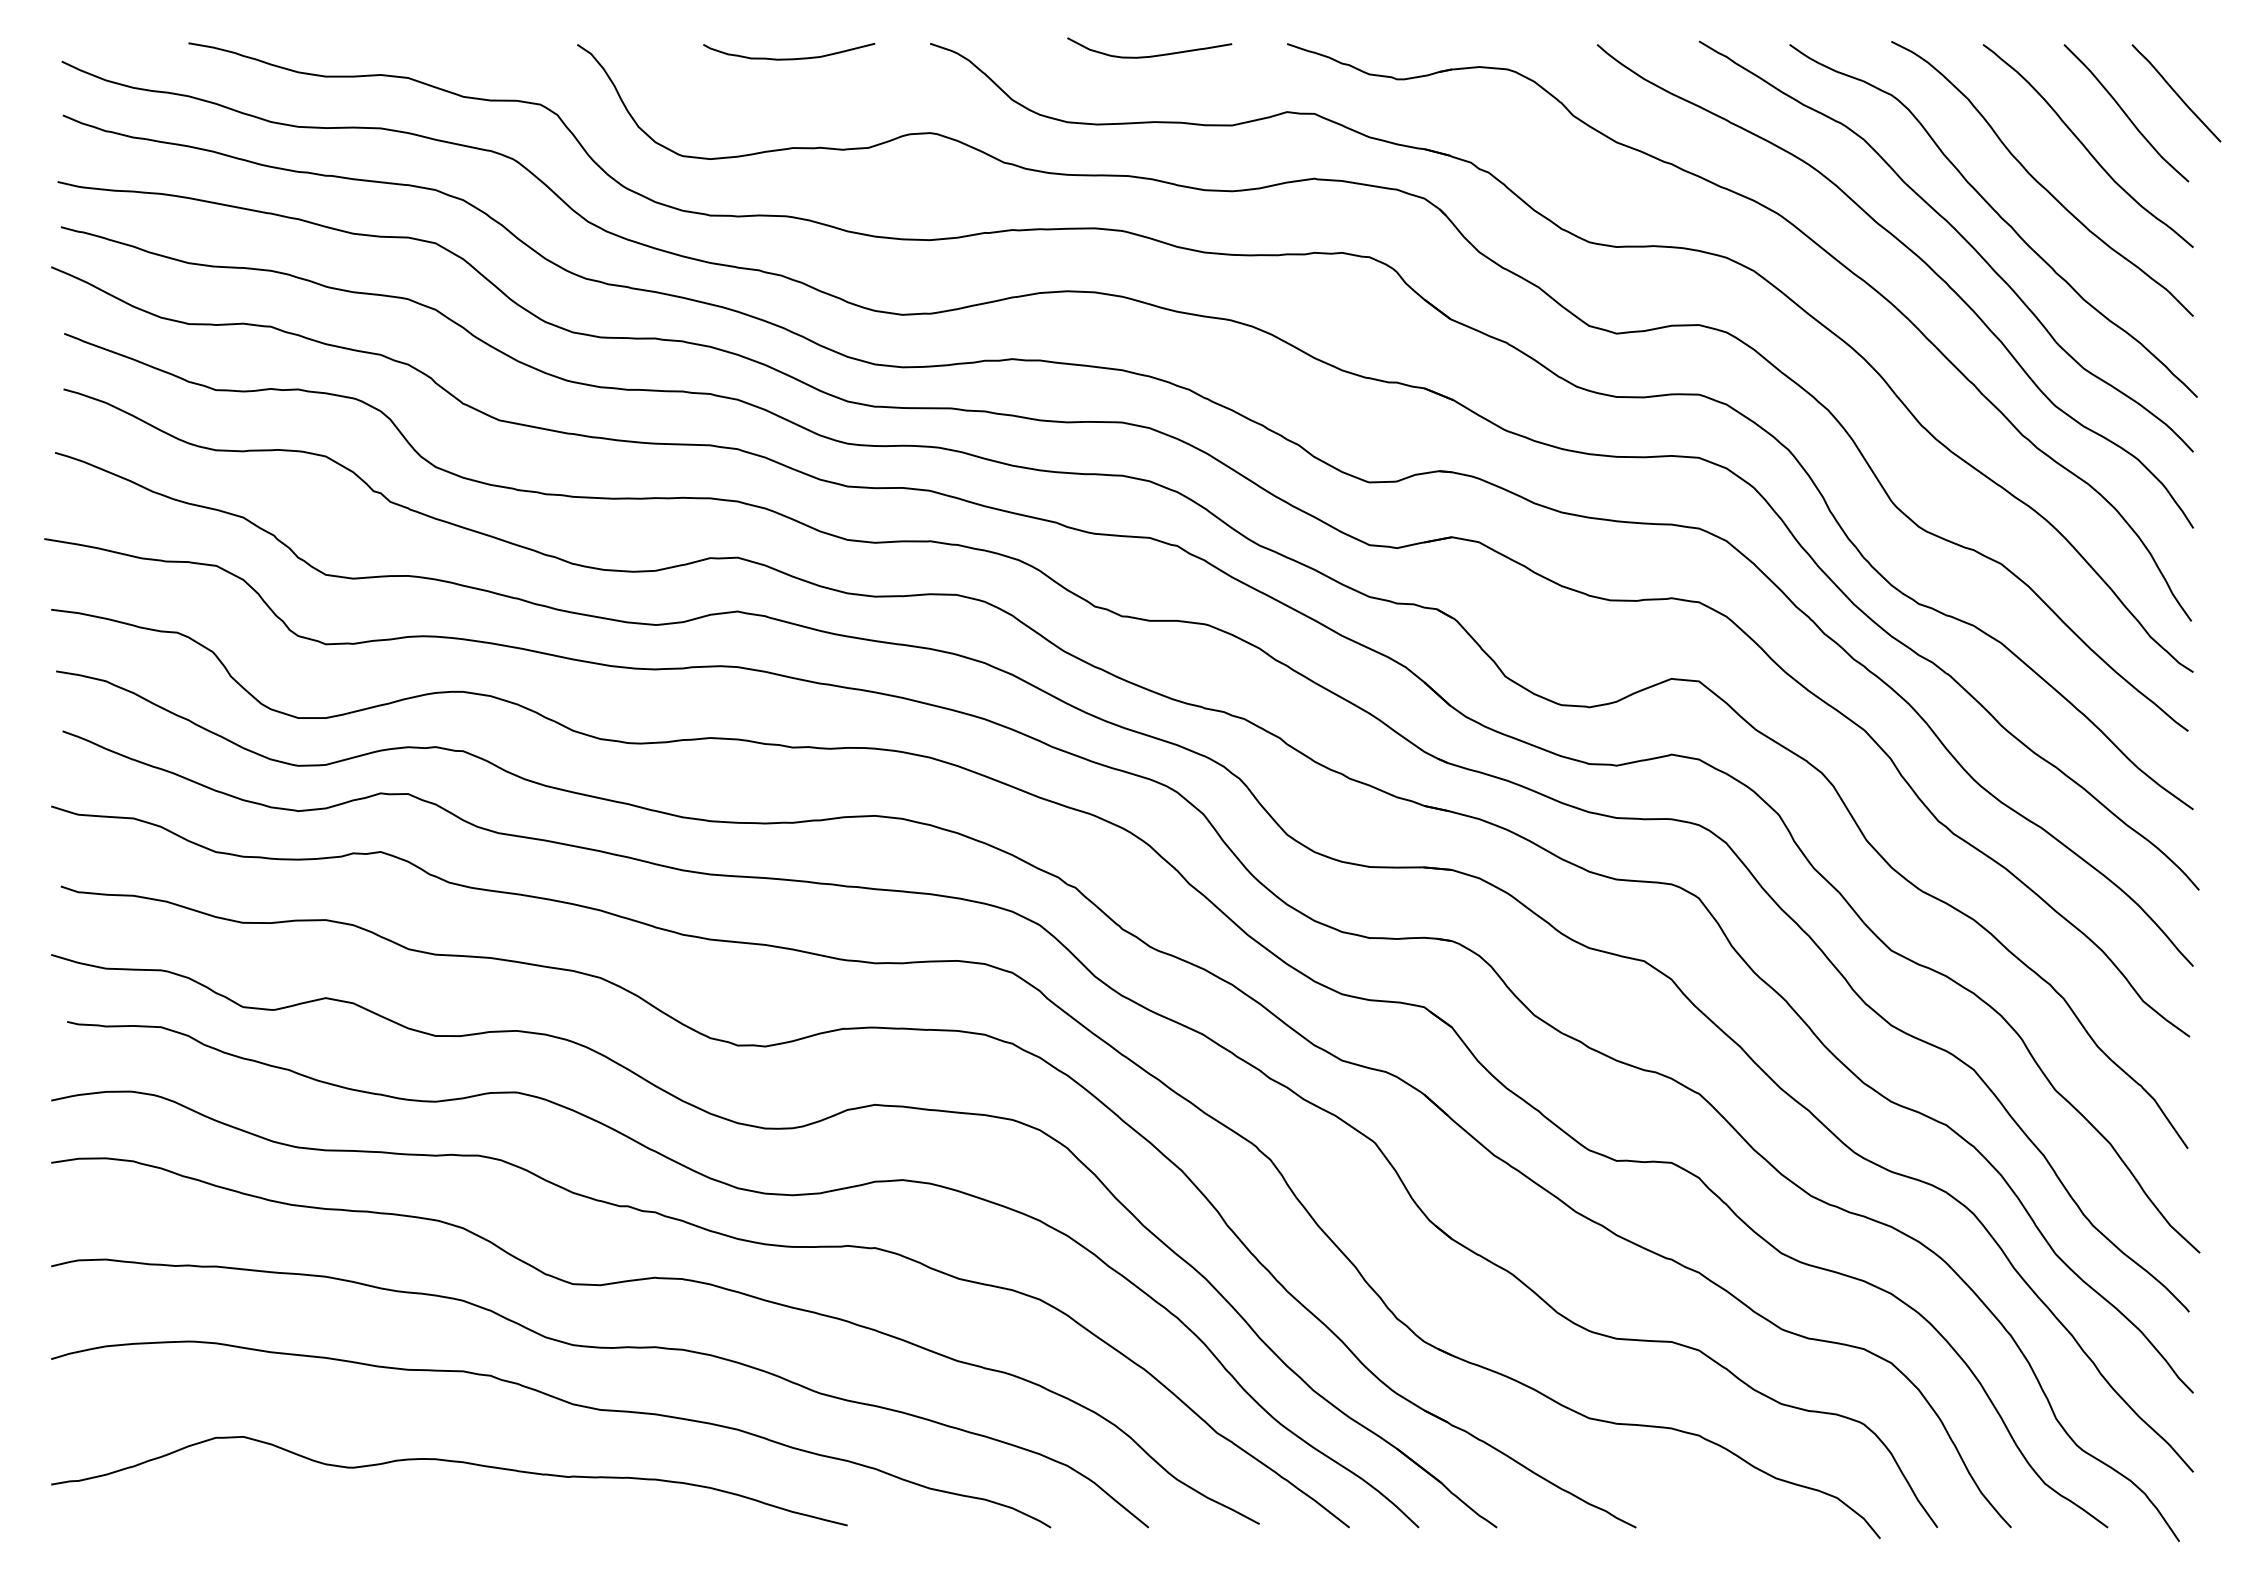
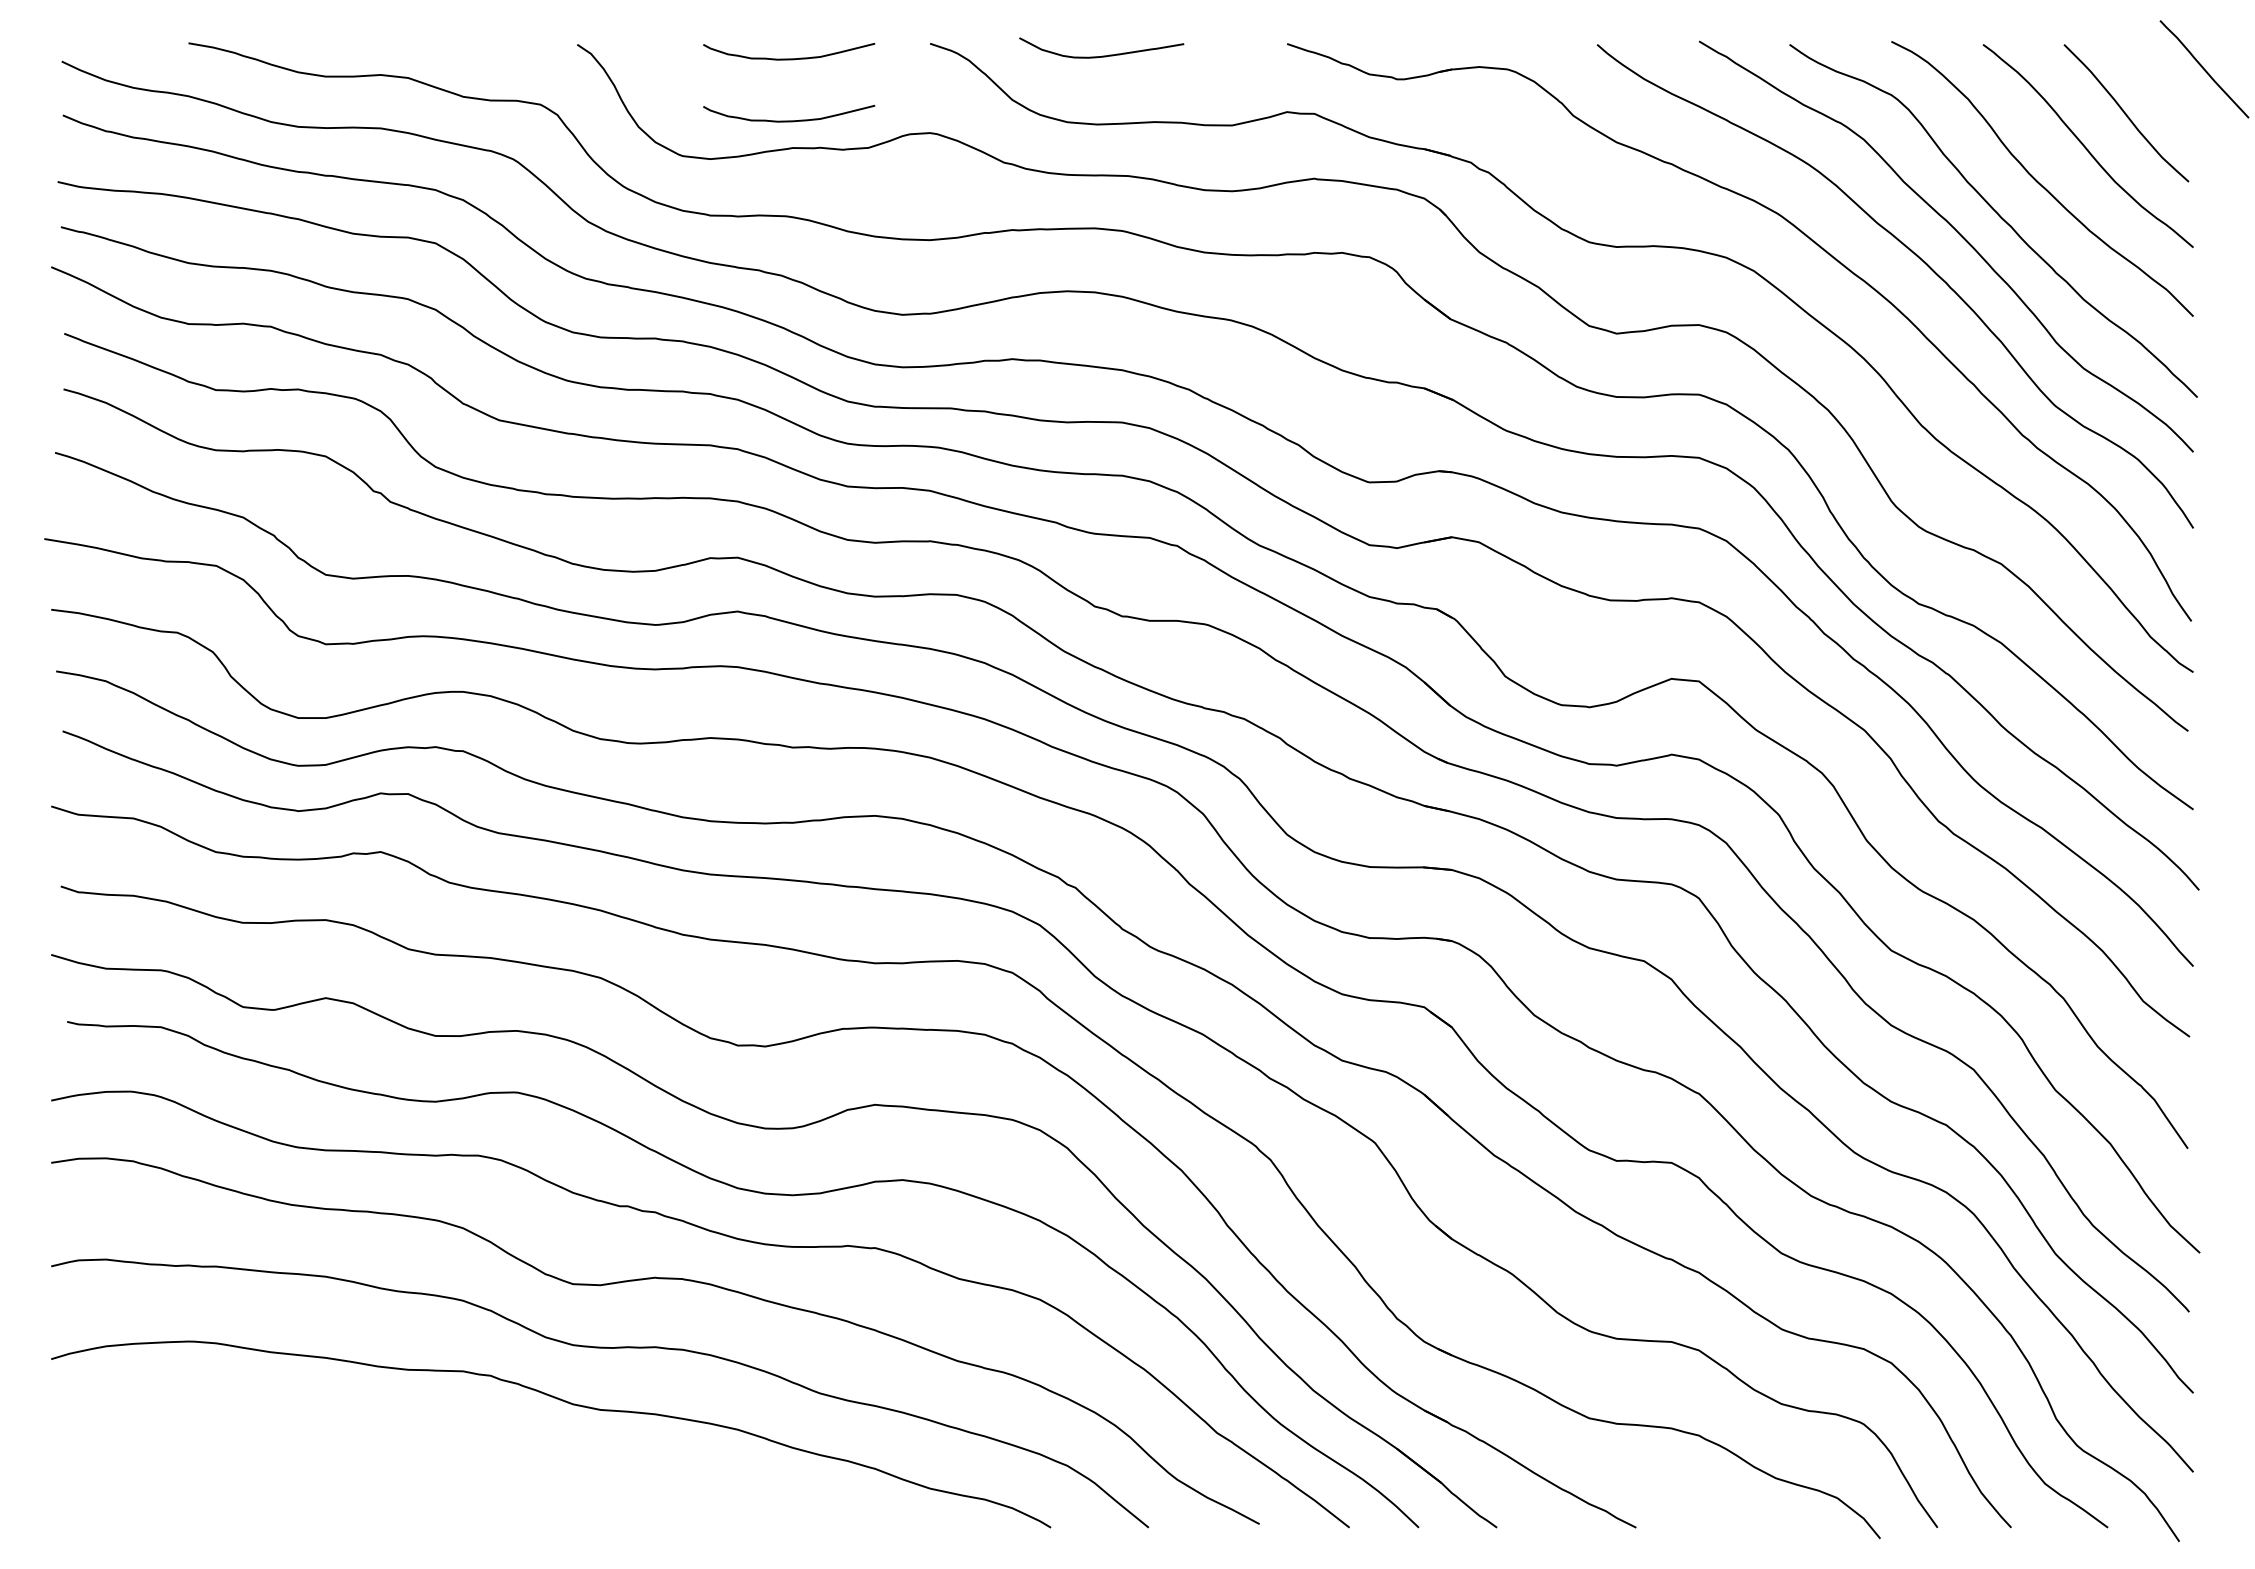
curve position: (1150, 55) -> (1102, 55) (1102, 55)
curve position: (2176, 93) -> (2204, 69) (2204, 69)
curve: none -> present (789, 120)
curve: present -> none (452, 1462)
